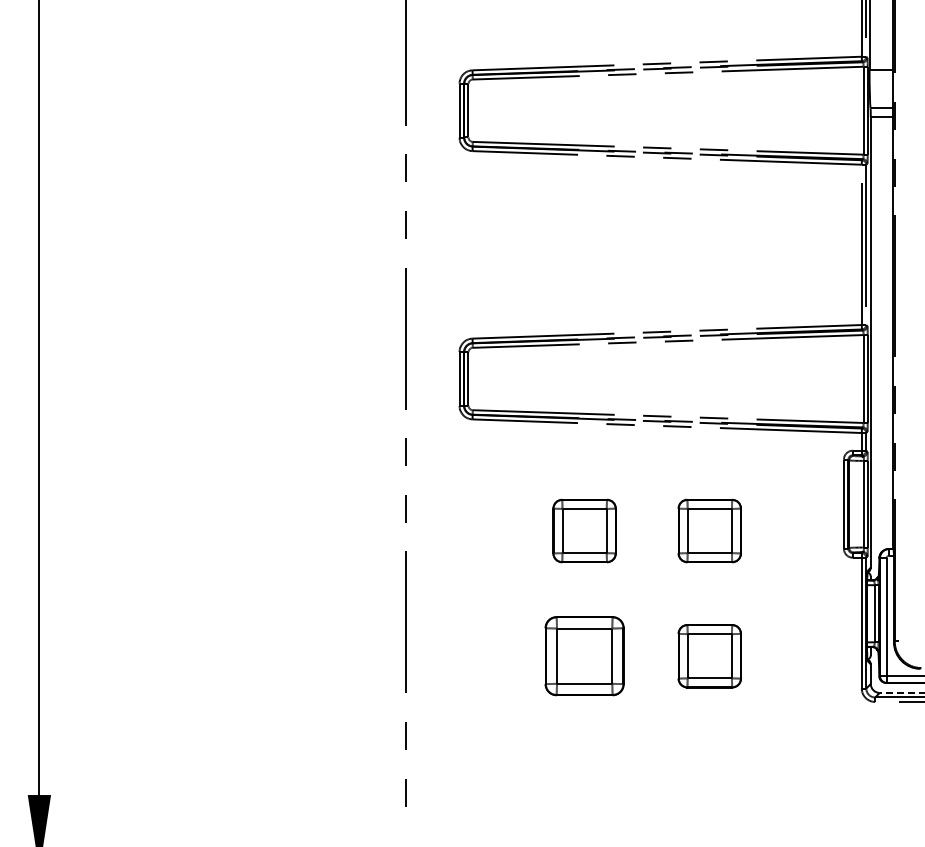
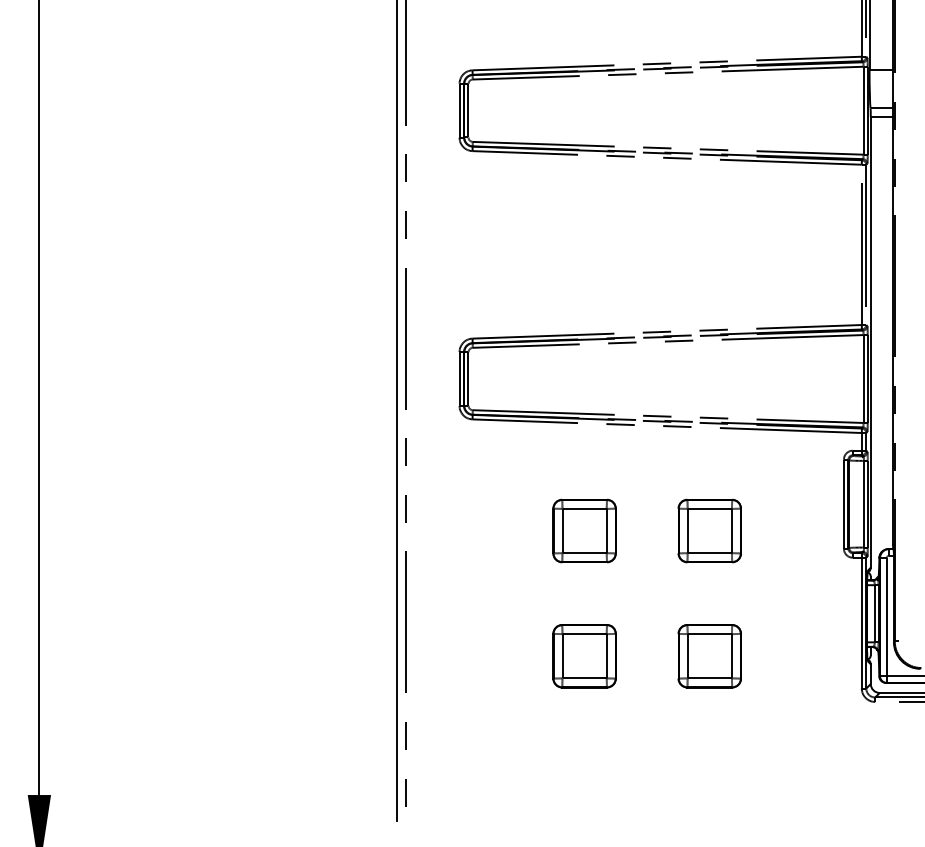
line: none -> present (397, 411)
part size: 81x81 px -> 65x65 px (584, 656)
line: dashed -> solid (901, 692)
